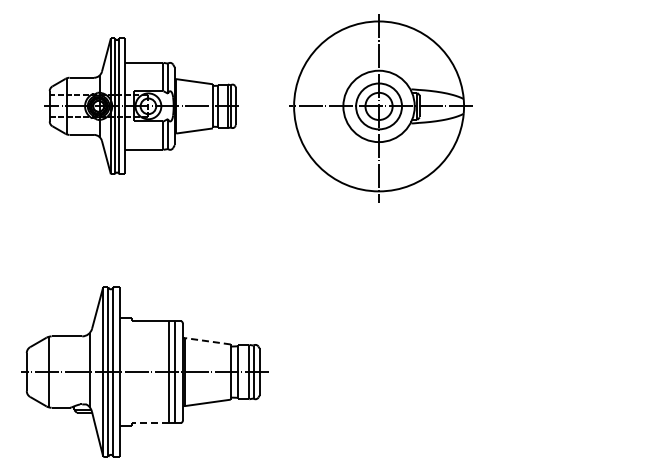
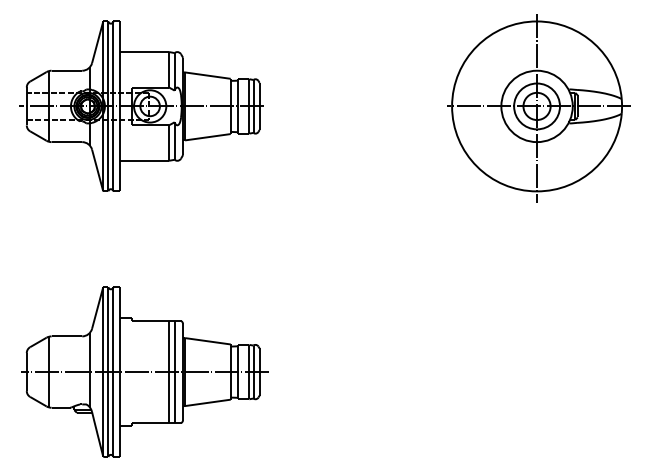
part size: 195x138 px -> 245x172 px (141, 105)
part position: (380, 108) -> (538, 108) (538, 108)
line: dashed -> solid (207, 341)
line: dashed -> solid (150, 423)
